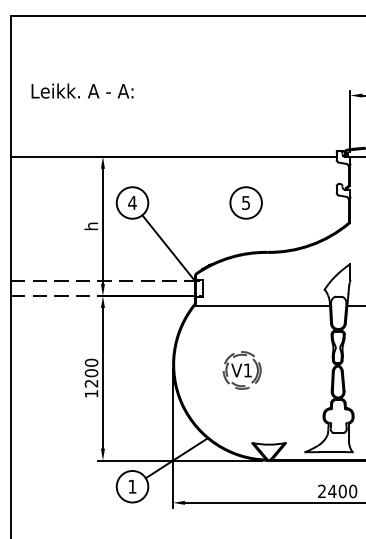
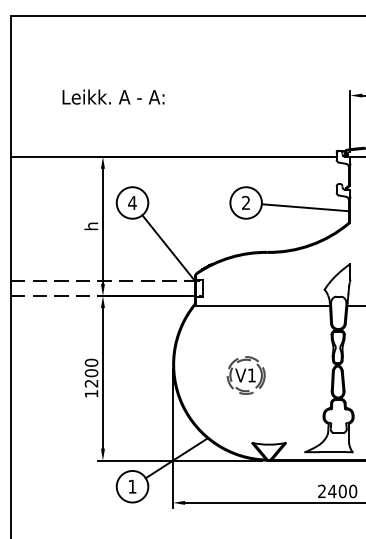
text position: (82, 90) -> (113, 96) (113, 96)
text: 5 -> 2 (245, 203)
line: none -> present (304, 207)
part position: (241, 370) -> (245, 375) (245, 375)
